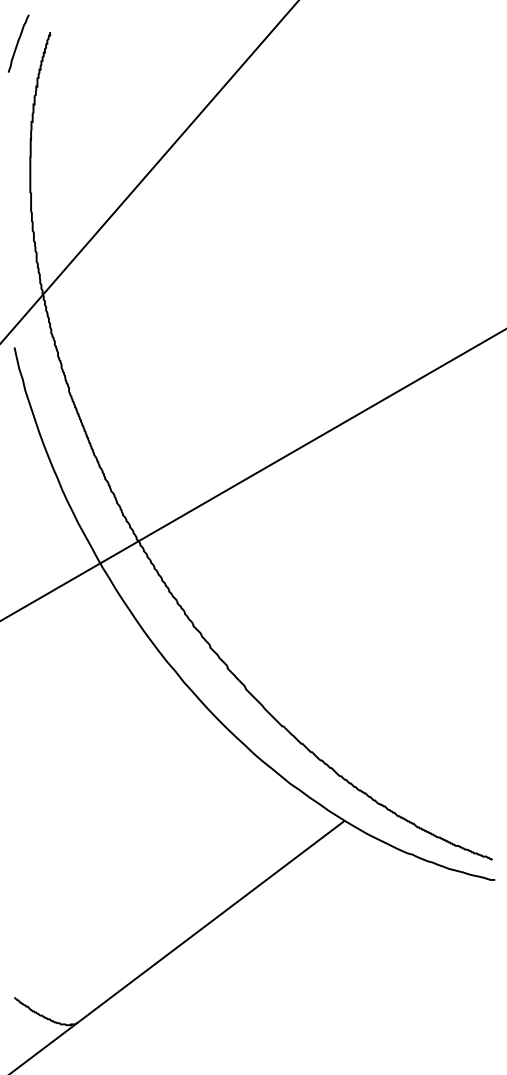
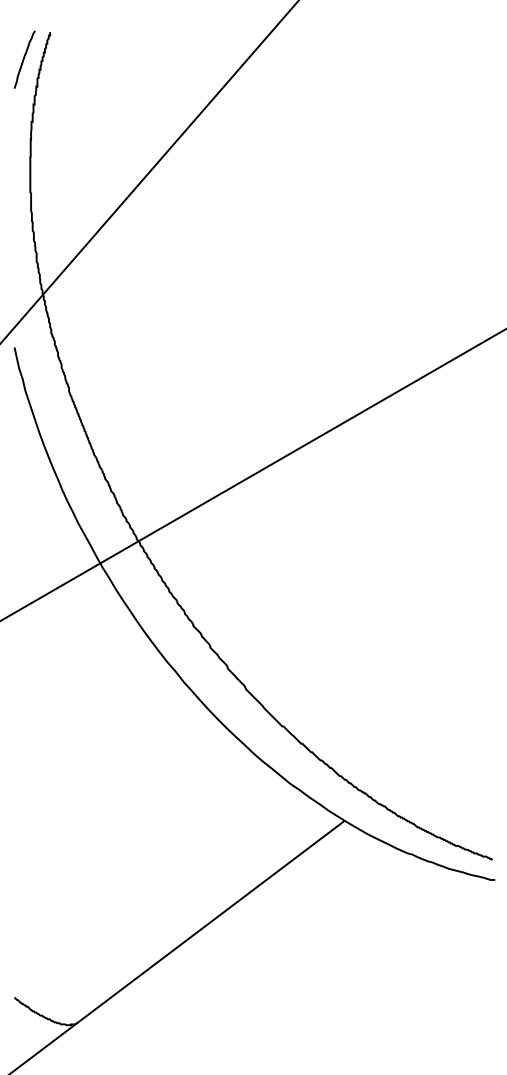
curve position: (18, 43) -> (24, 59) (24, 59)
